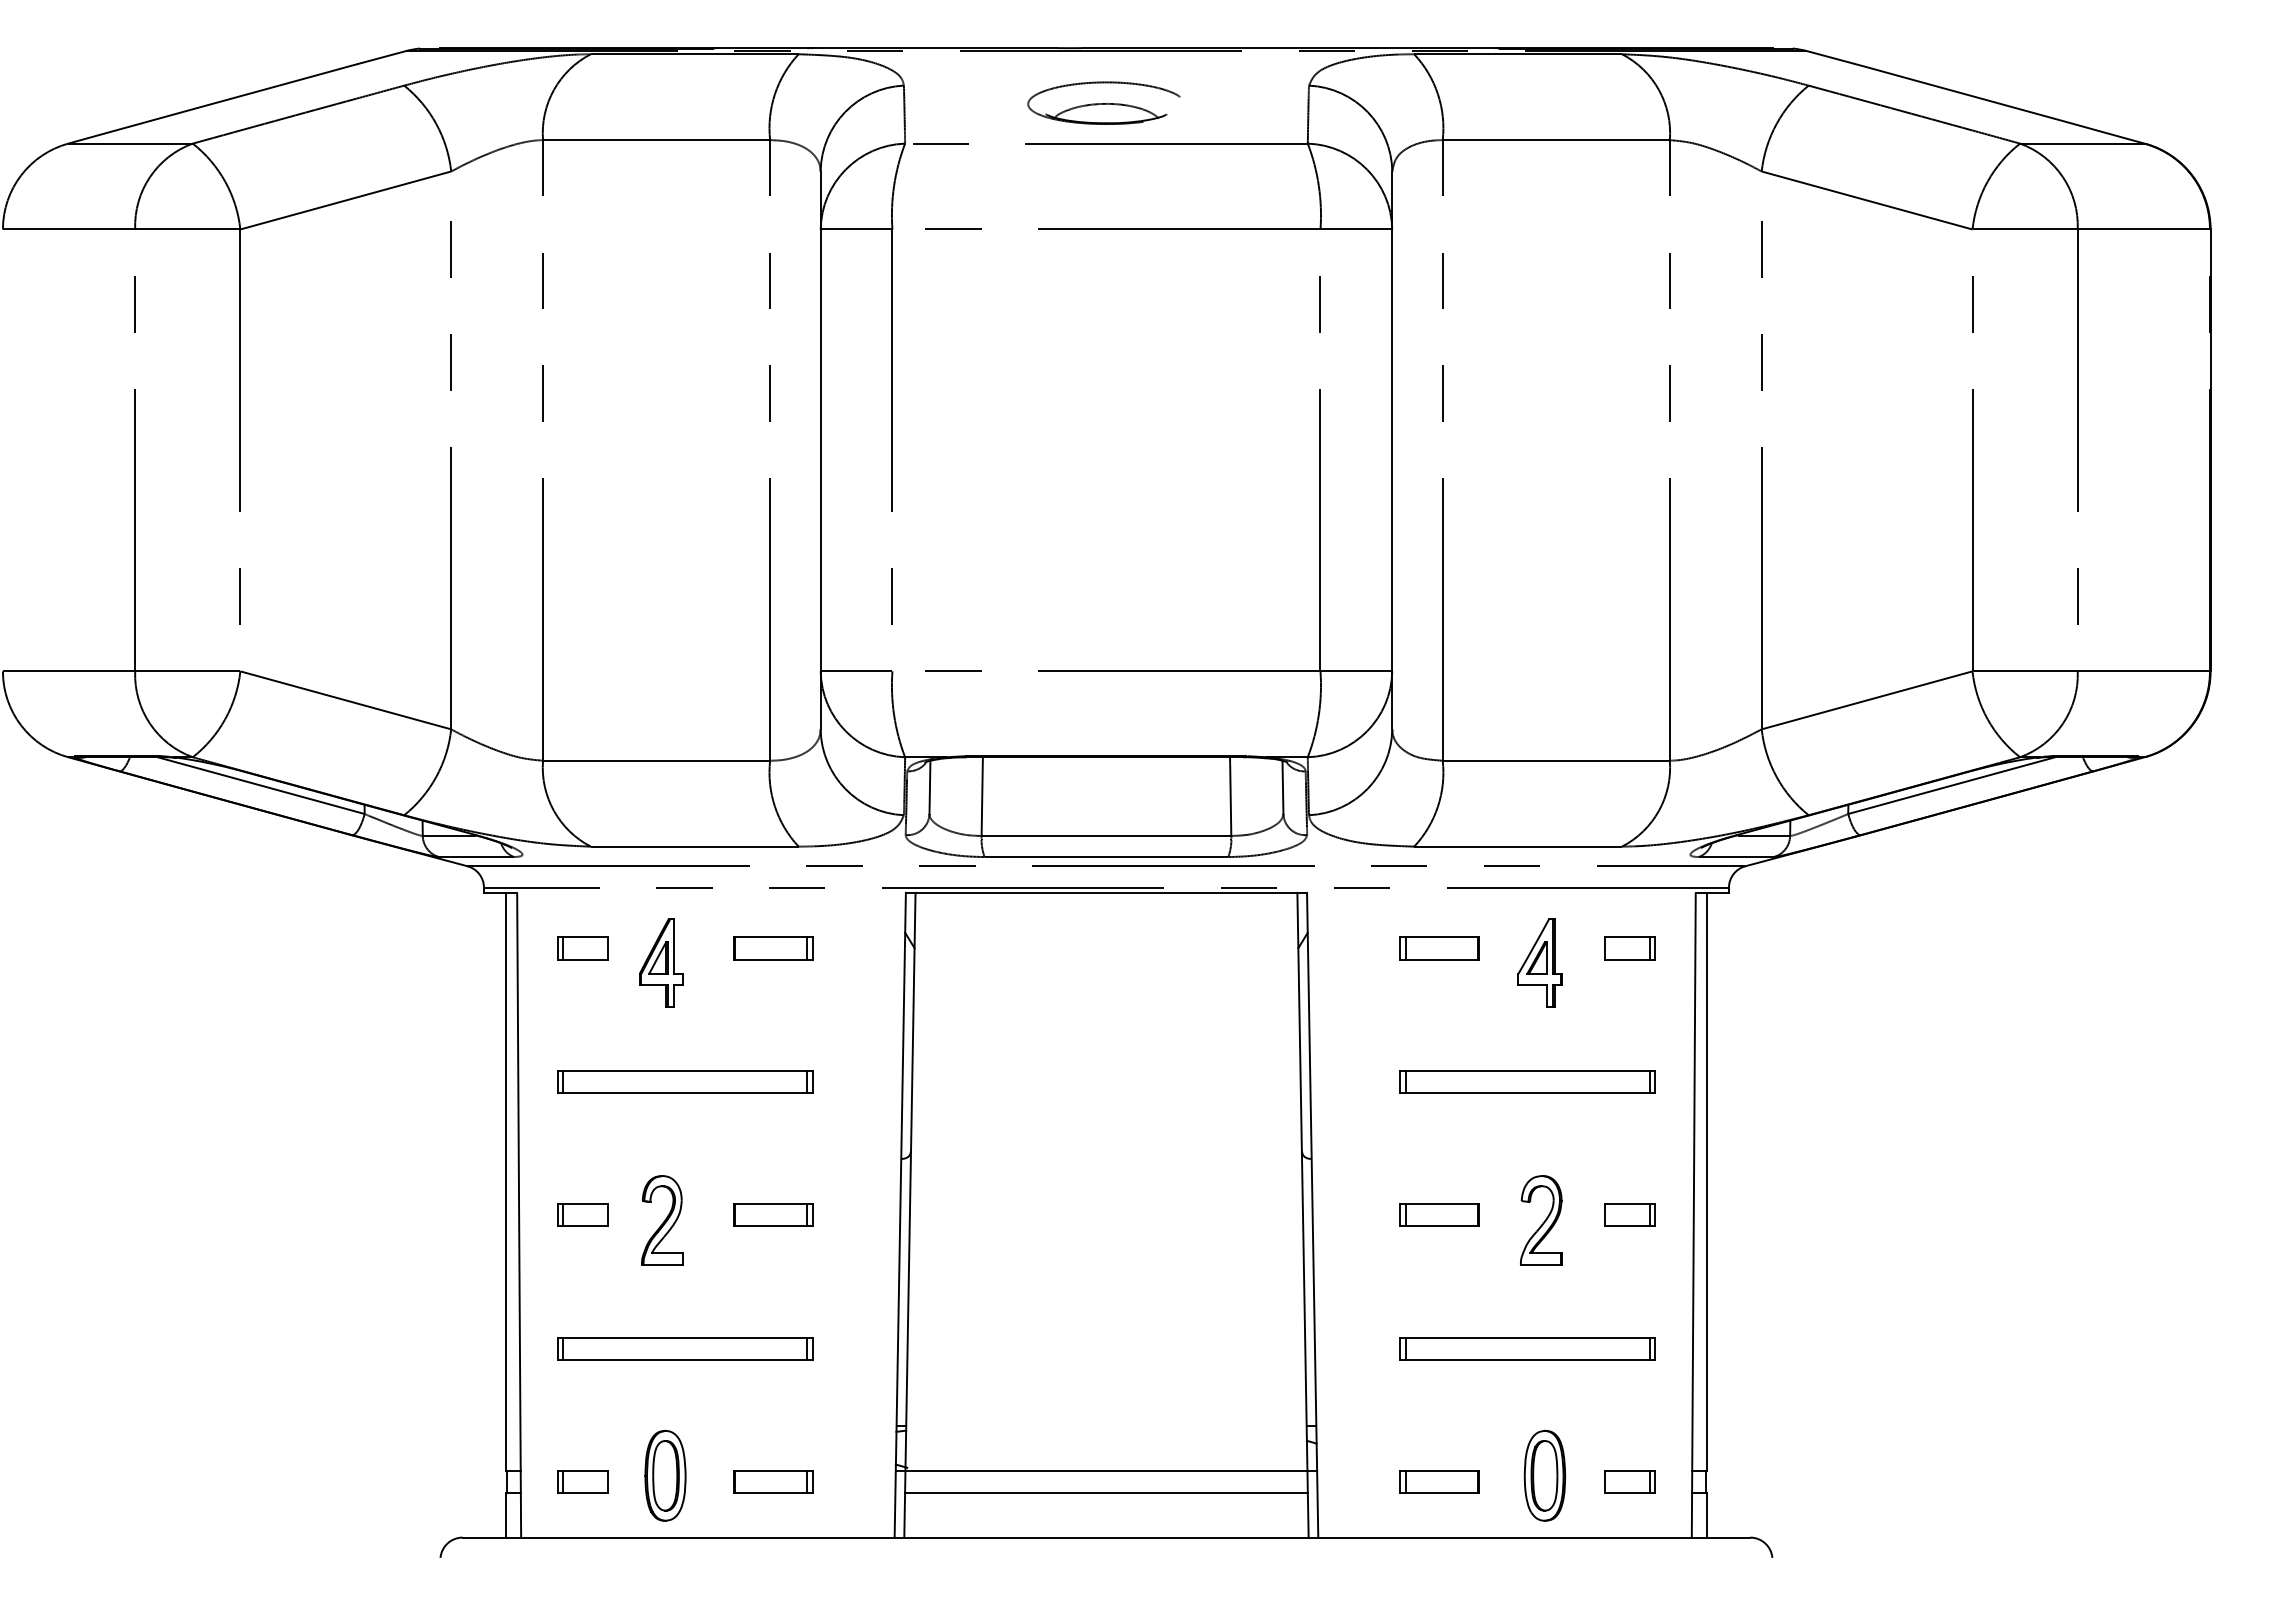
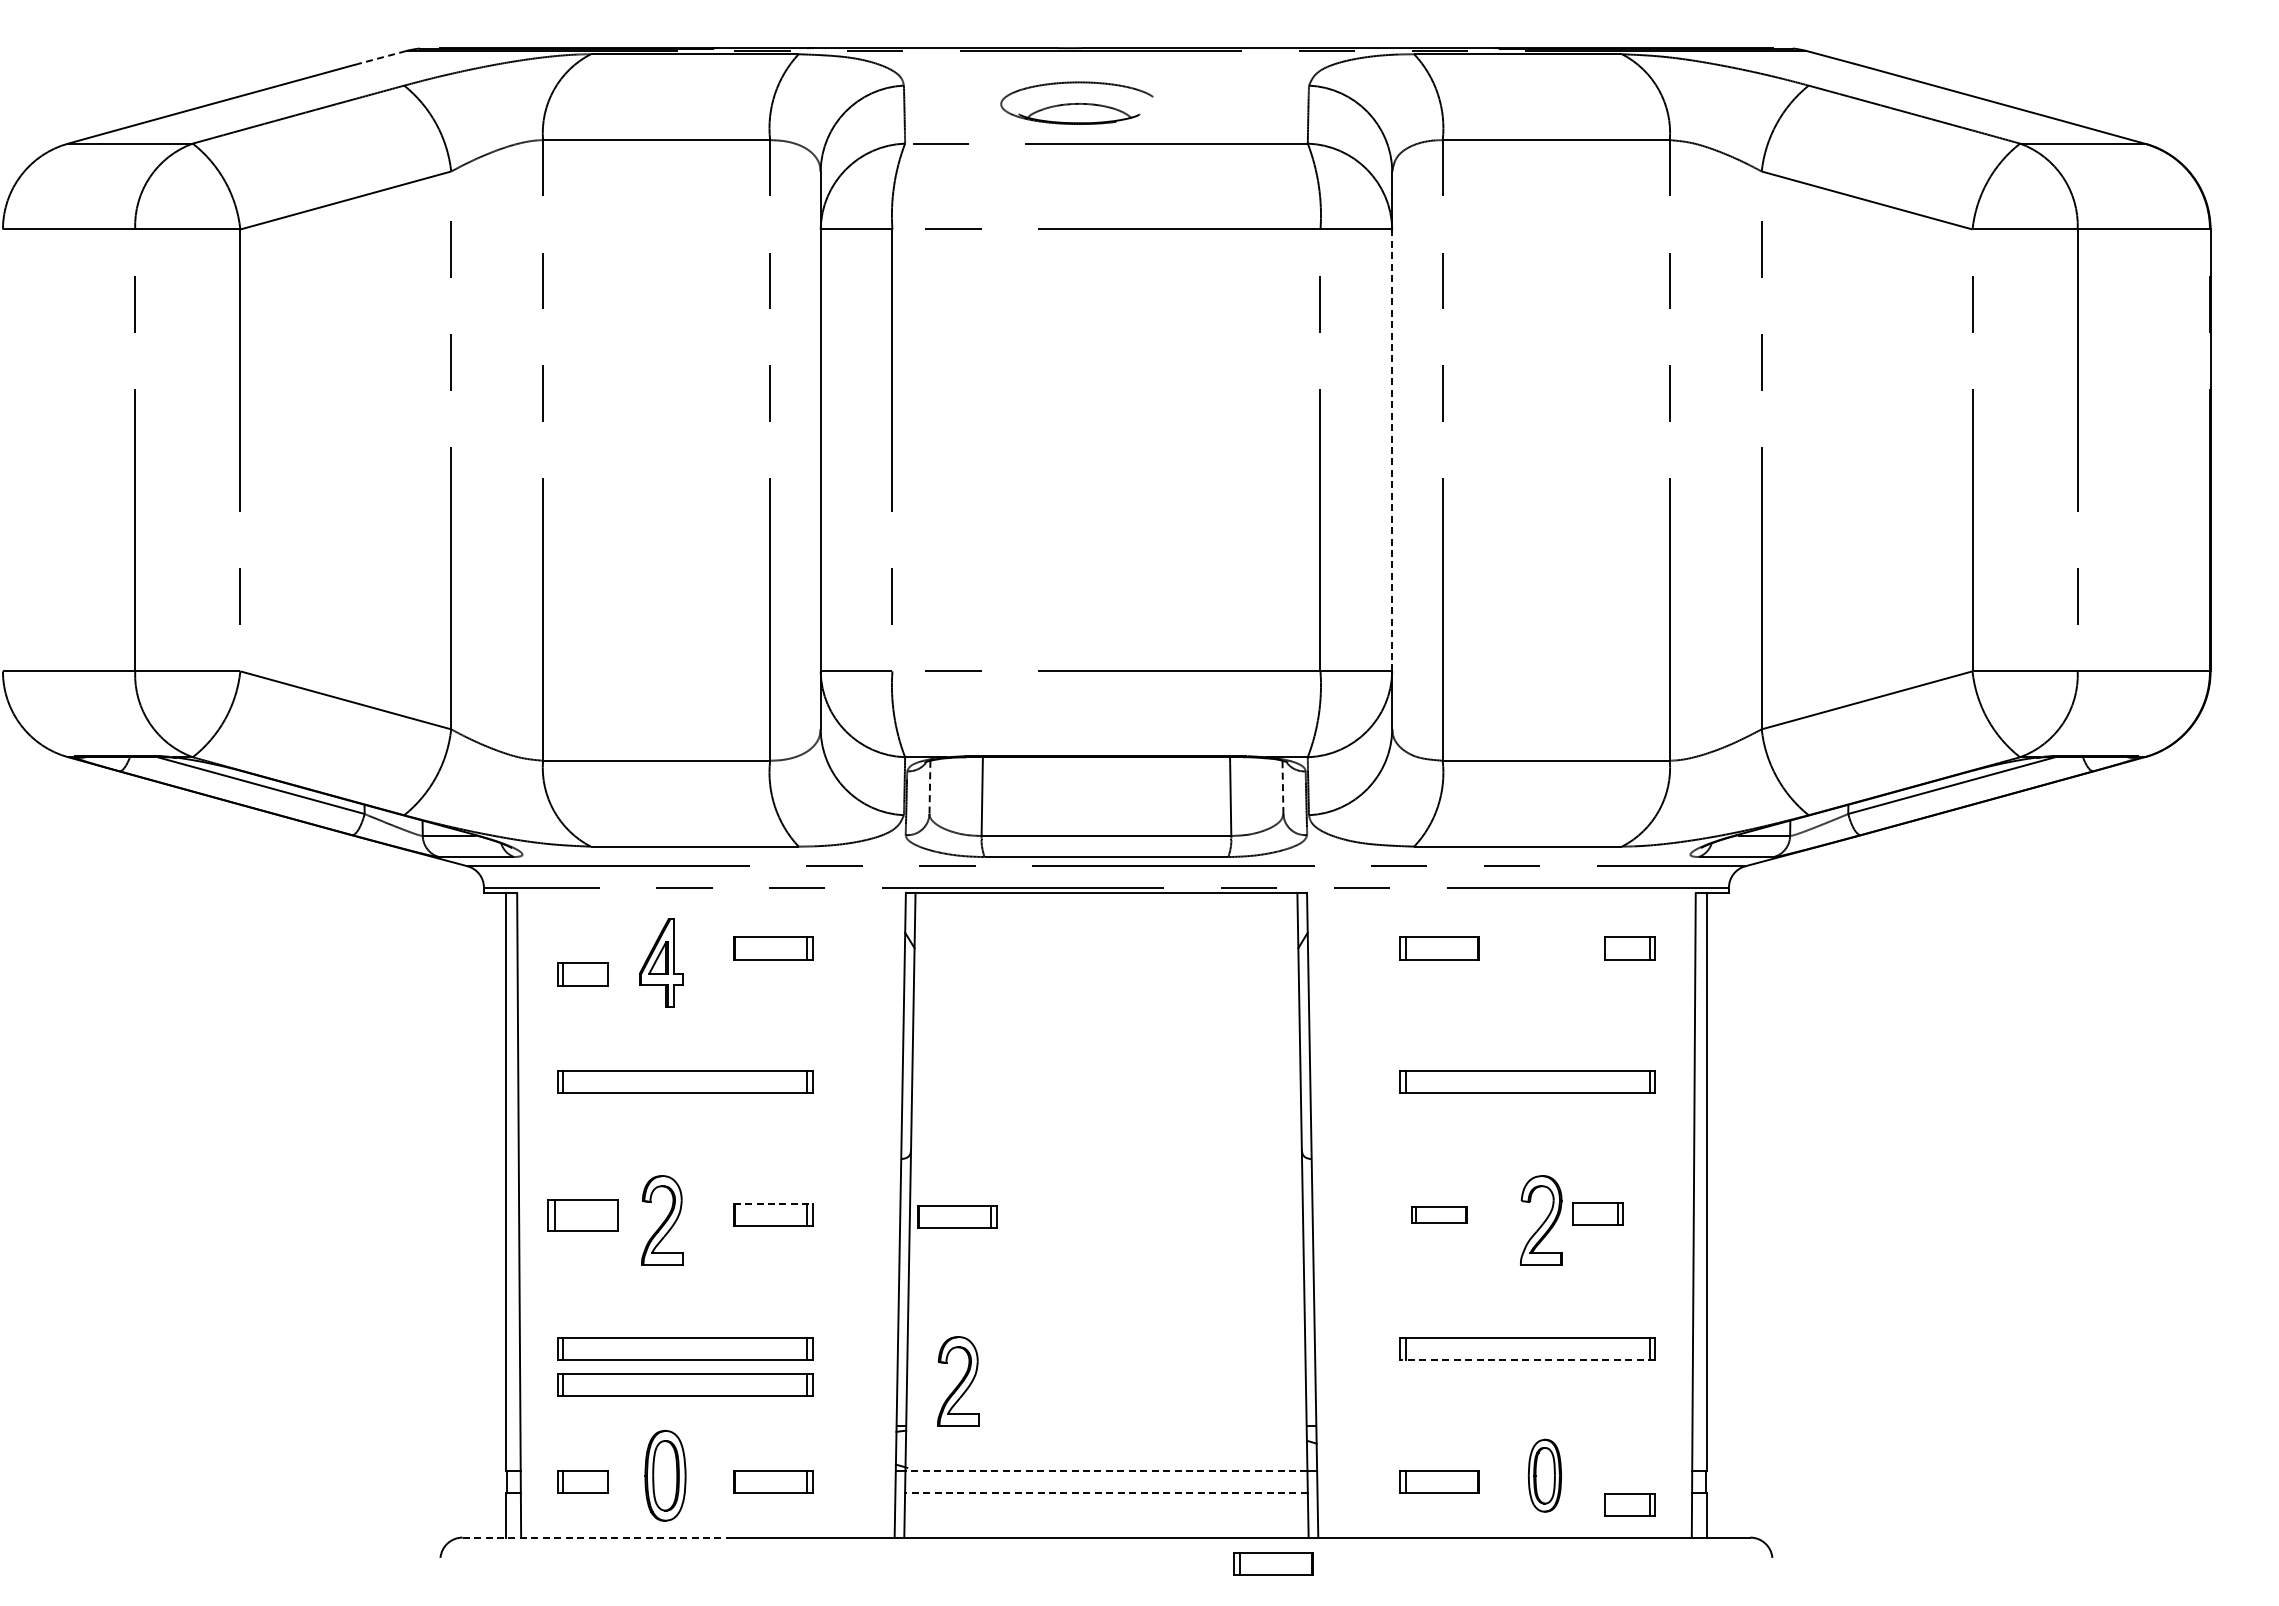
line: solid -> dashed (381, 57)
part position: (1103, 102) -> (1076, 102) (1076, 102)
line: solid -> dashed (1392, 450)
line: solid -> dashed (929, 787)
line: solid -> dashed (1282, 787)
part position: (582, 948) -> (582, 974) (582, 974)
part: present -> none (1539, 962)
line: solid -> dashed (773, 1204)
part size: 52x24 px -> 72x33 px (582, 1215)
part size: 81x24 px -> 57x18 px (1439, 1214)
part position: (1629, 1214) -> (1597, 1213) (1597, 1213)
part: none -> present (957, 1216)
line: solid -> dashed (1527, 1359)
part: none -> present (958, 1381)
part: none -> present (685, 1384)
line: solid -> dashed (1106, 1470)
part size: 44x93 px -> 34x75 px (1544, 1475)
part position: (1629, 1481) -> (1629, 1504) (1629, 1504)
line: solid -> dashed (1105, 1493)
line: solid -> dashed (595, 1537)
part: none -> present (1273, 1563)
